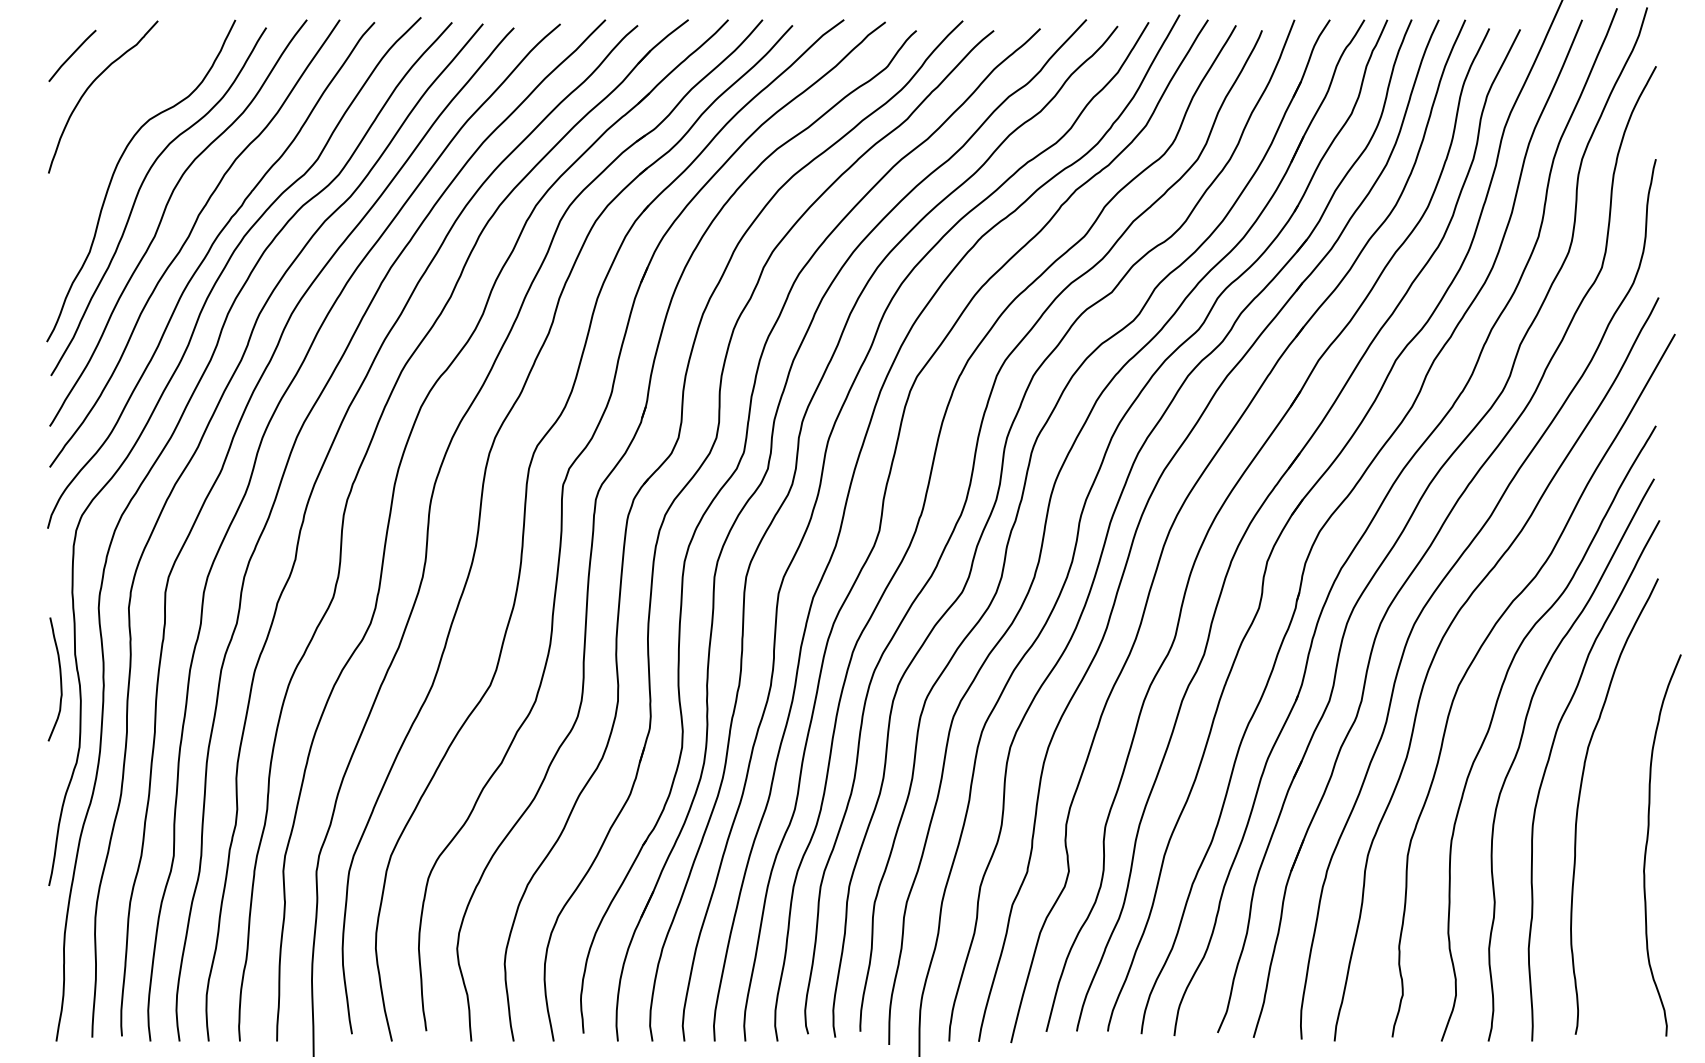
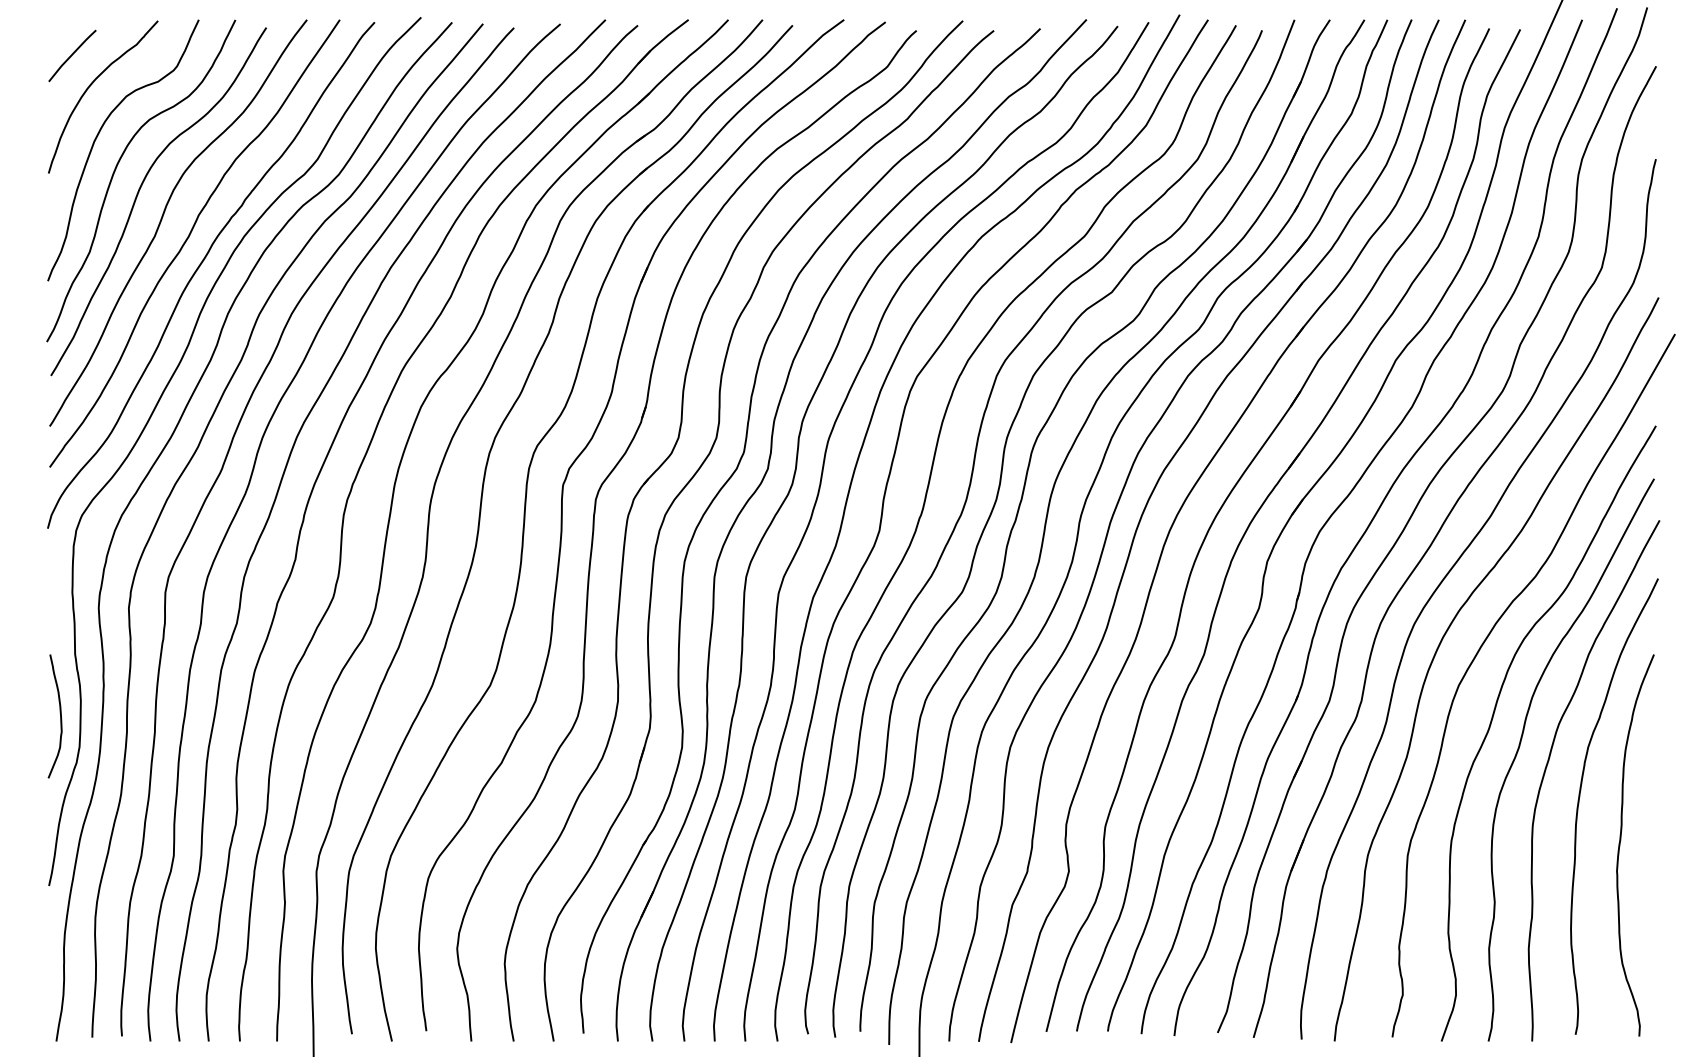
curve: none -> present (97, 137)
curve position: (60, 679) -> (60, 716) (60, 716)
curve position: (1648, 840) -> (1621, 840) (1621, 840)
